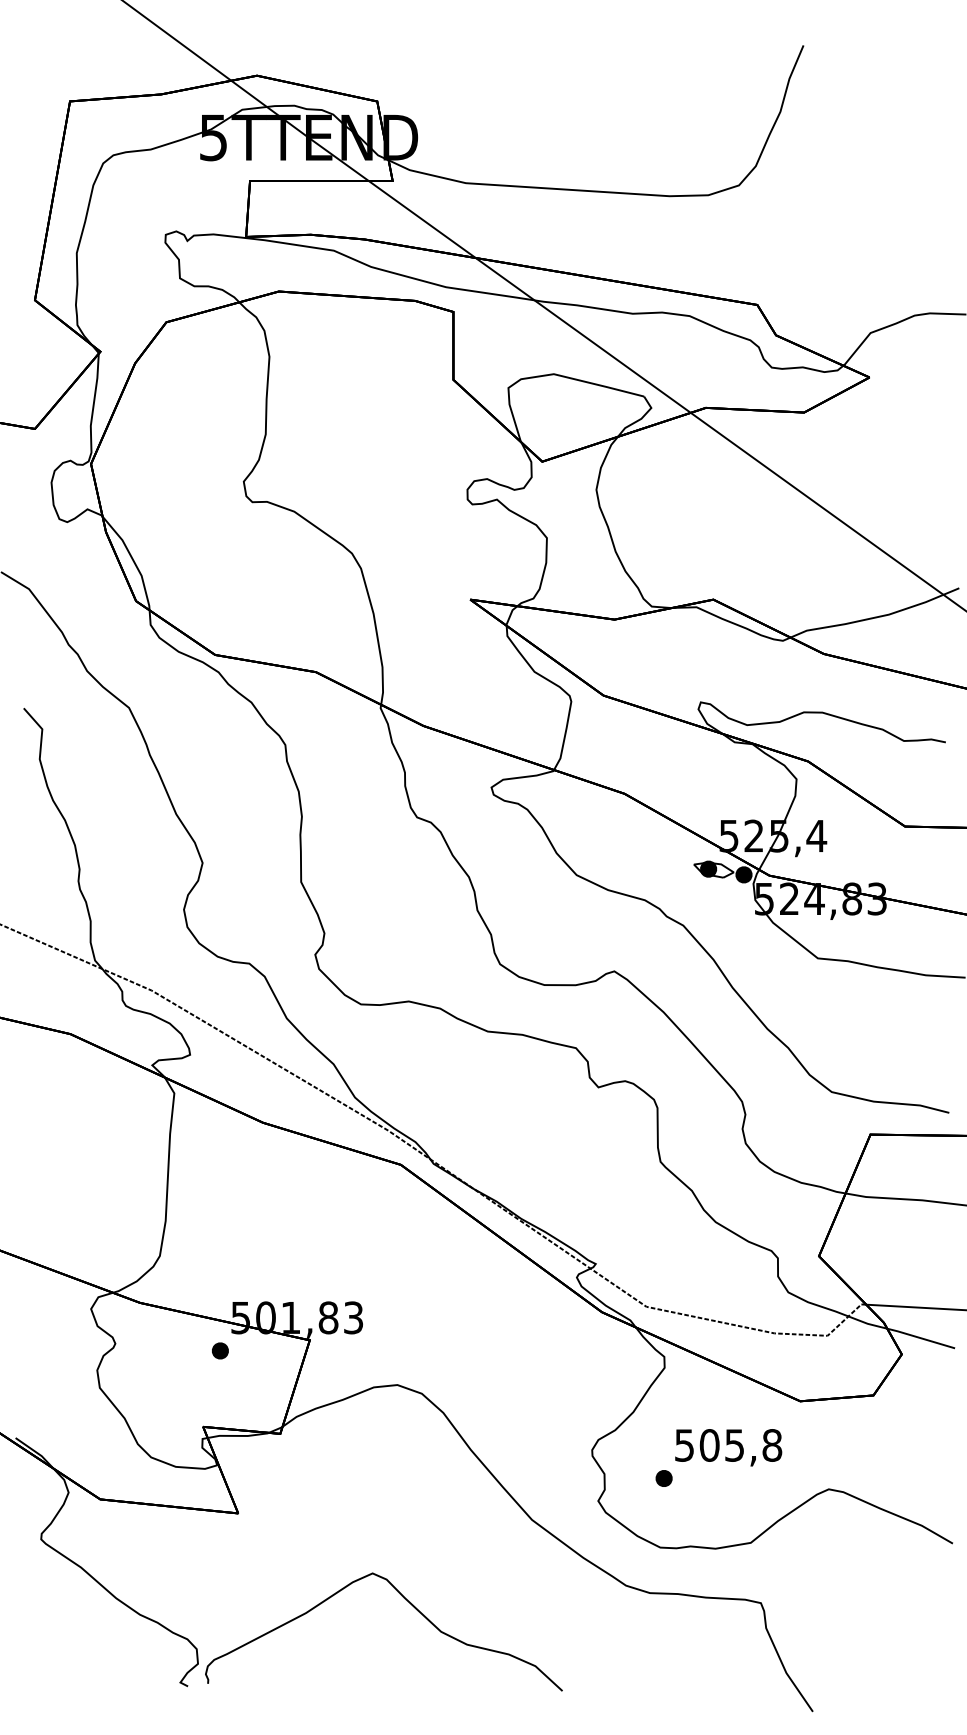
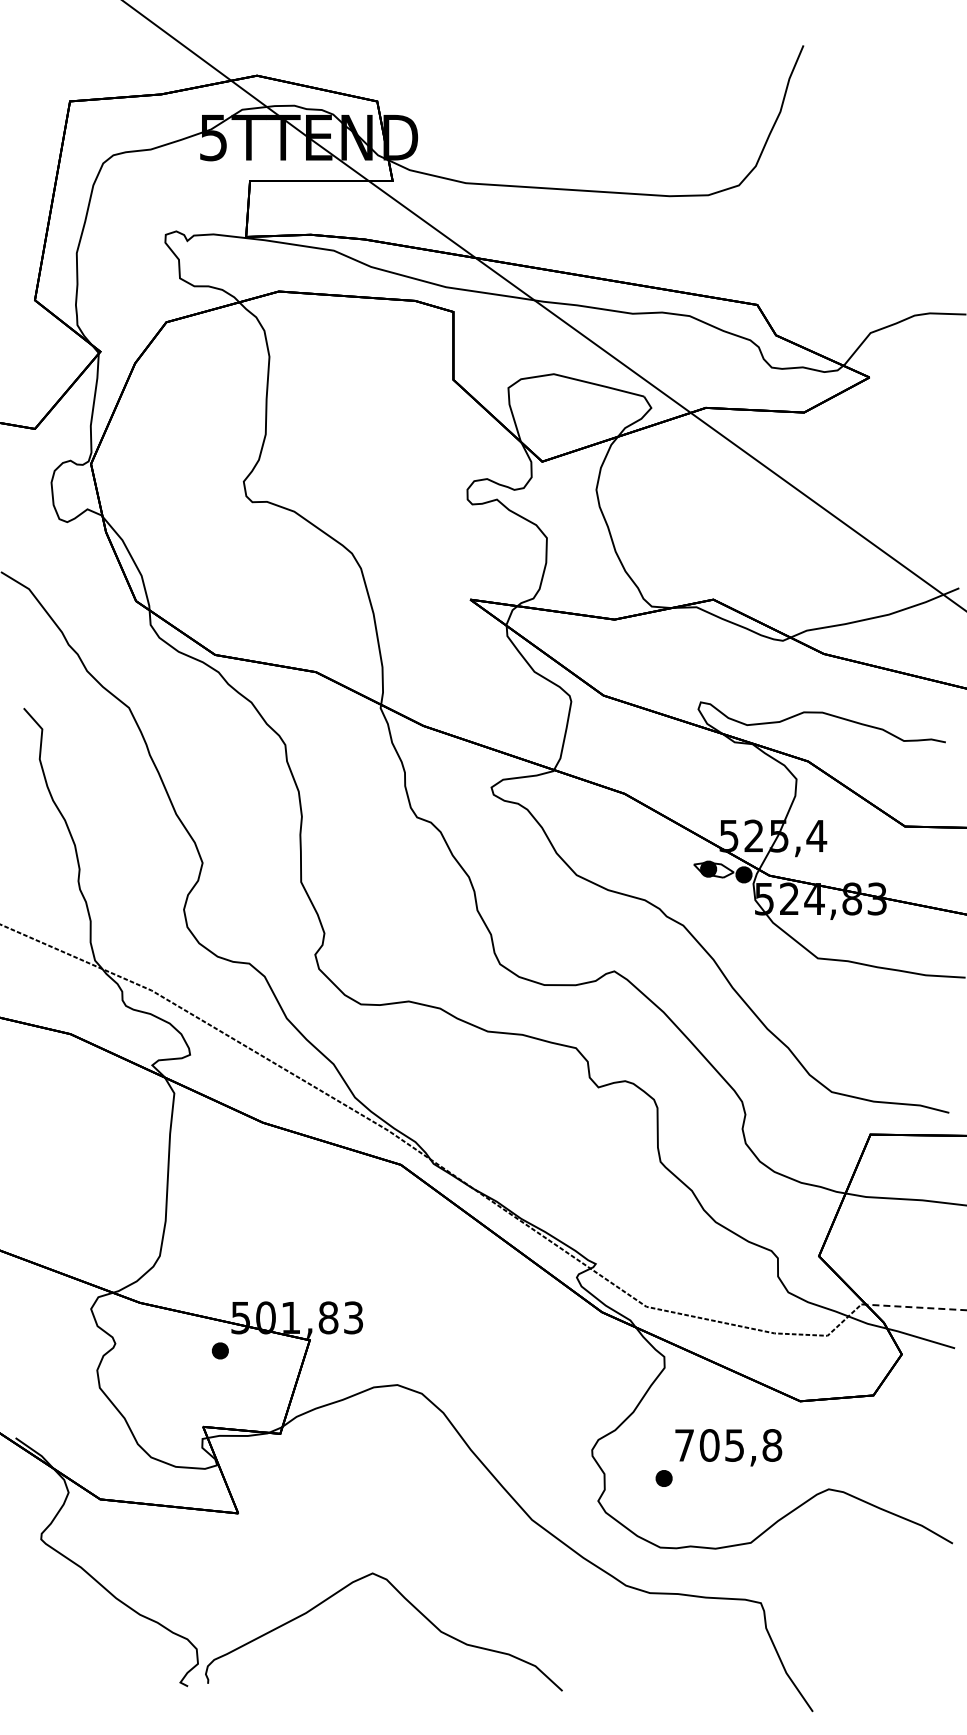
line: solid -> dashed (914, 1307)
text: 505,8 -> 705,8 (684, 1445)
